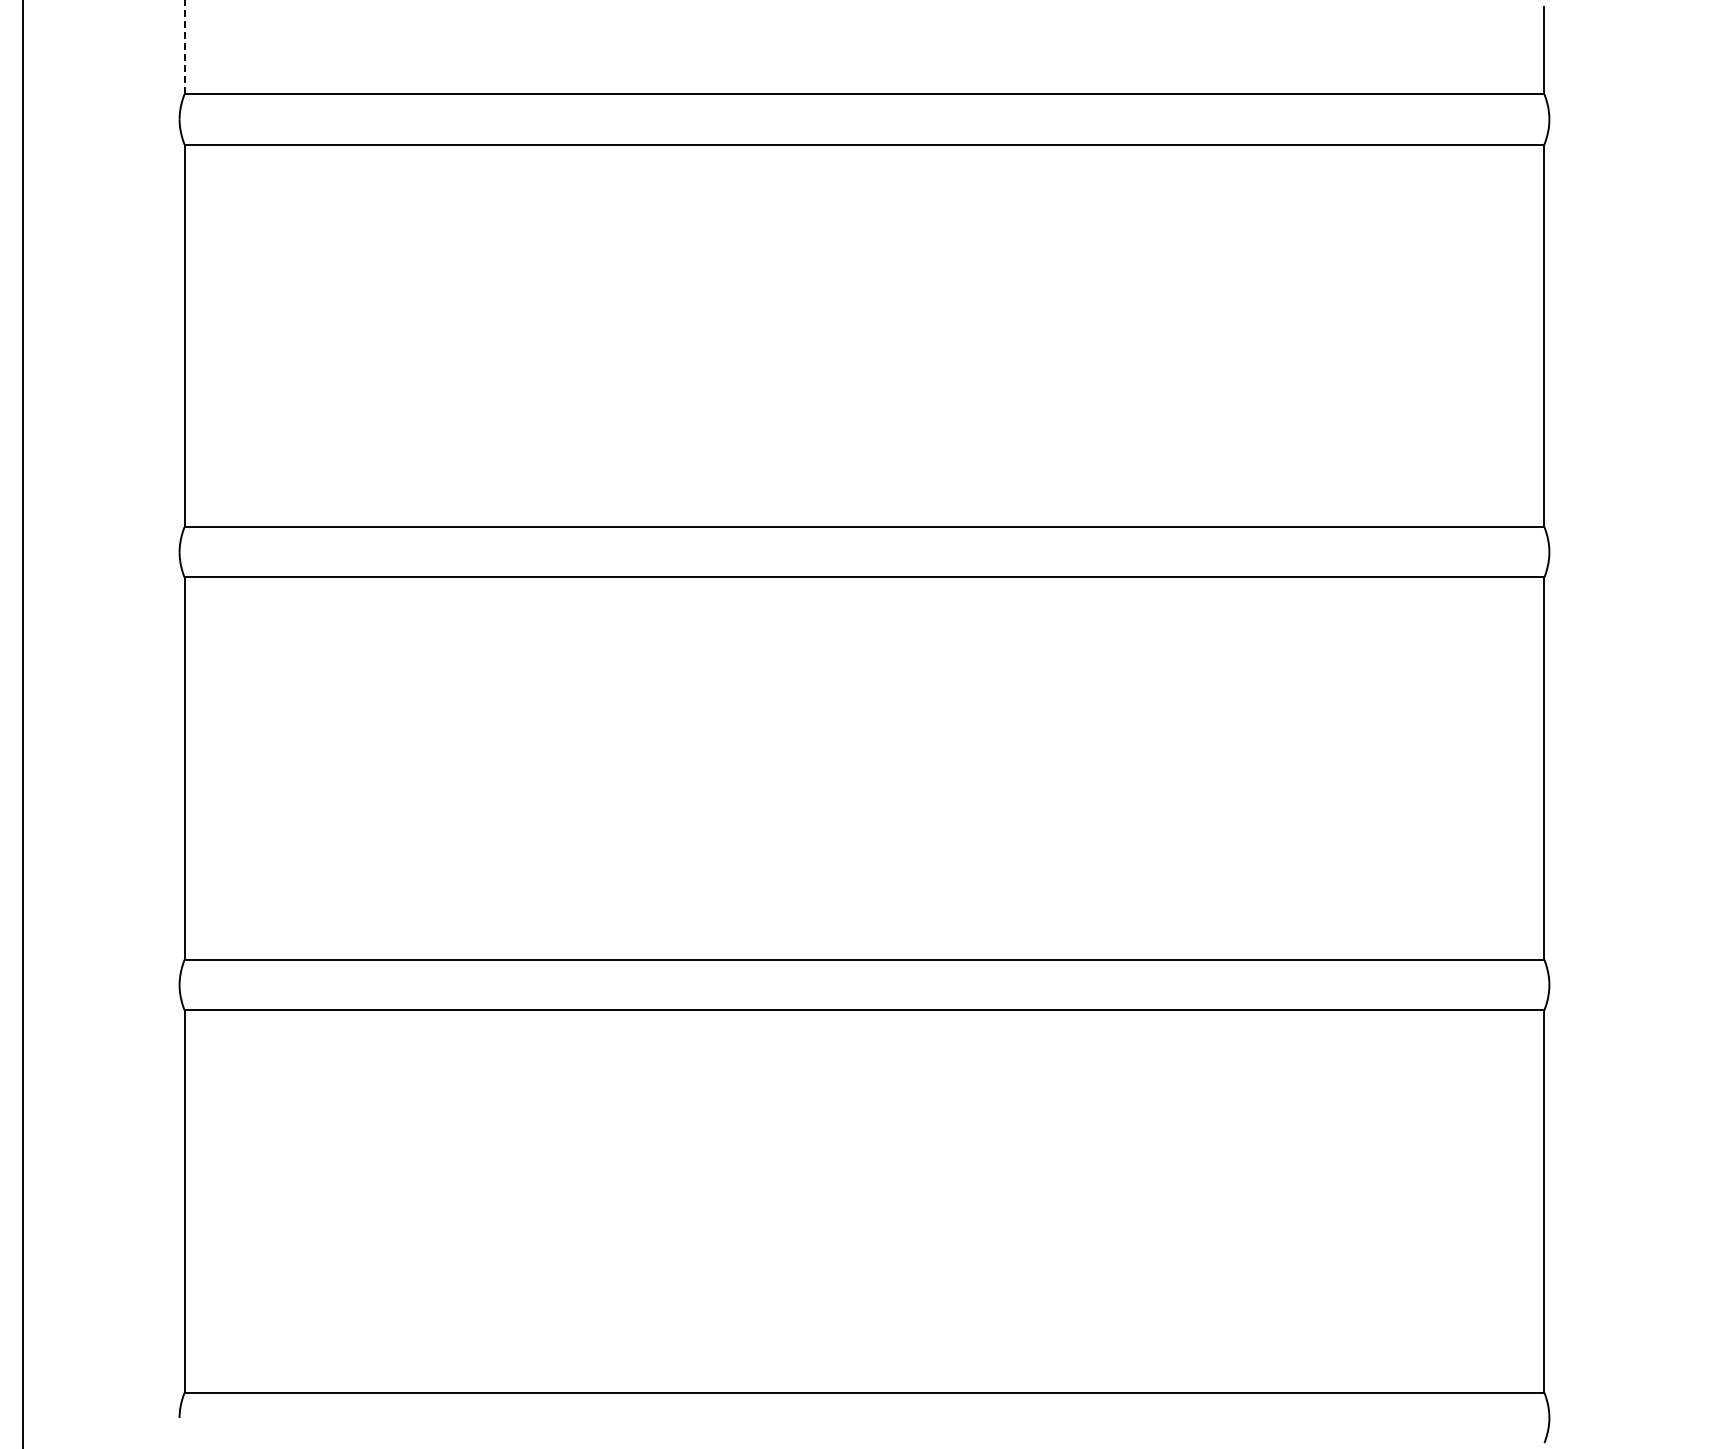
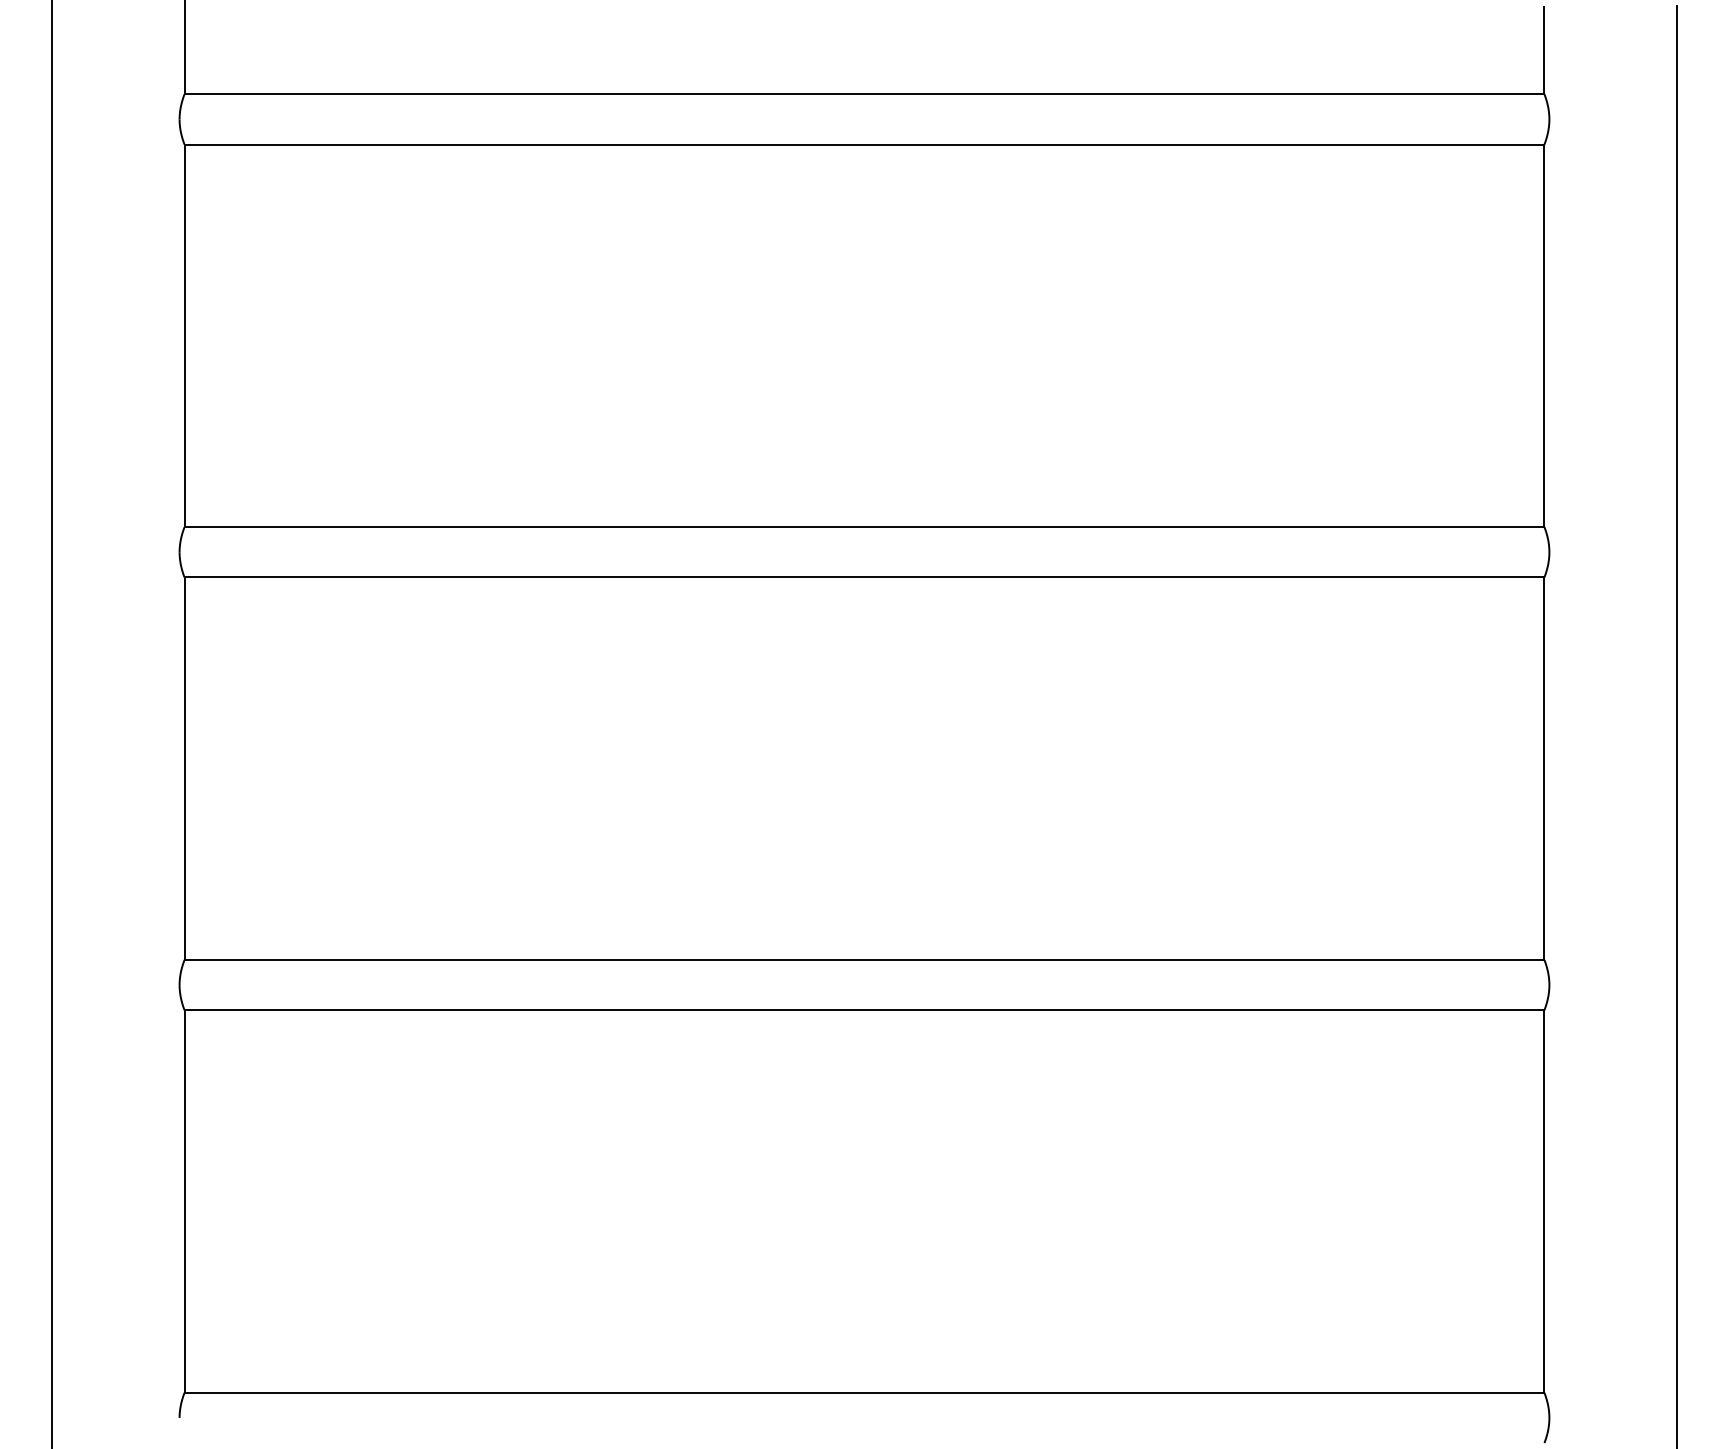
line: dashed -> solid (184, 47)
line position: (22, 723) -> (51, 723) (51, 723)
line: none -> present (1677, 725)
